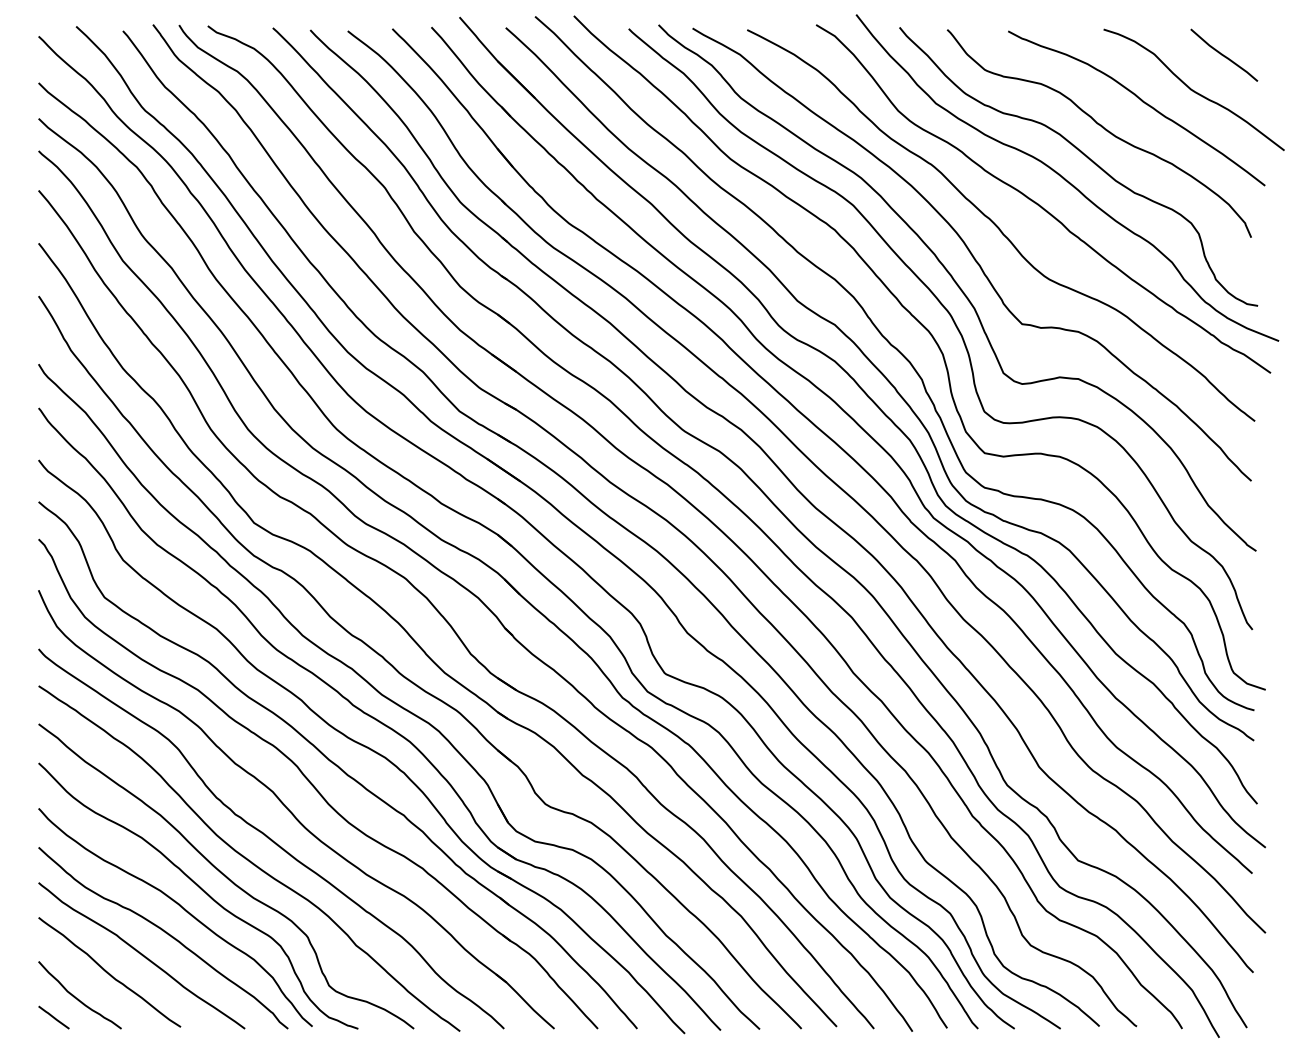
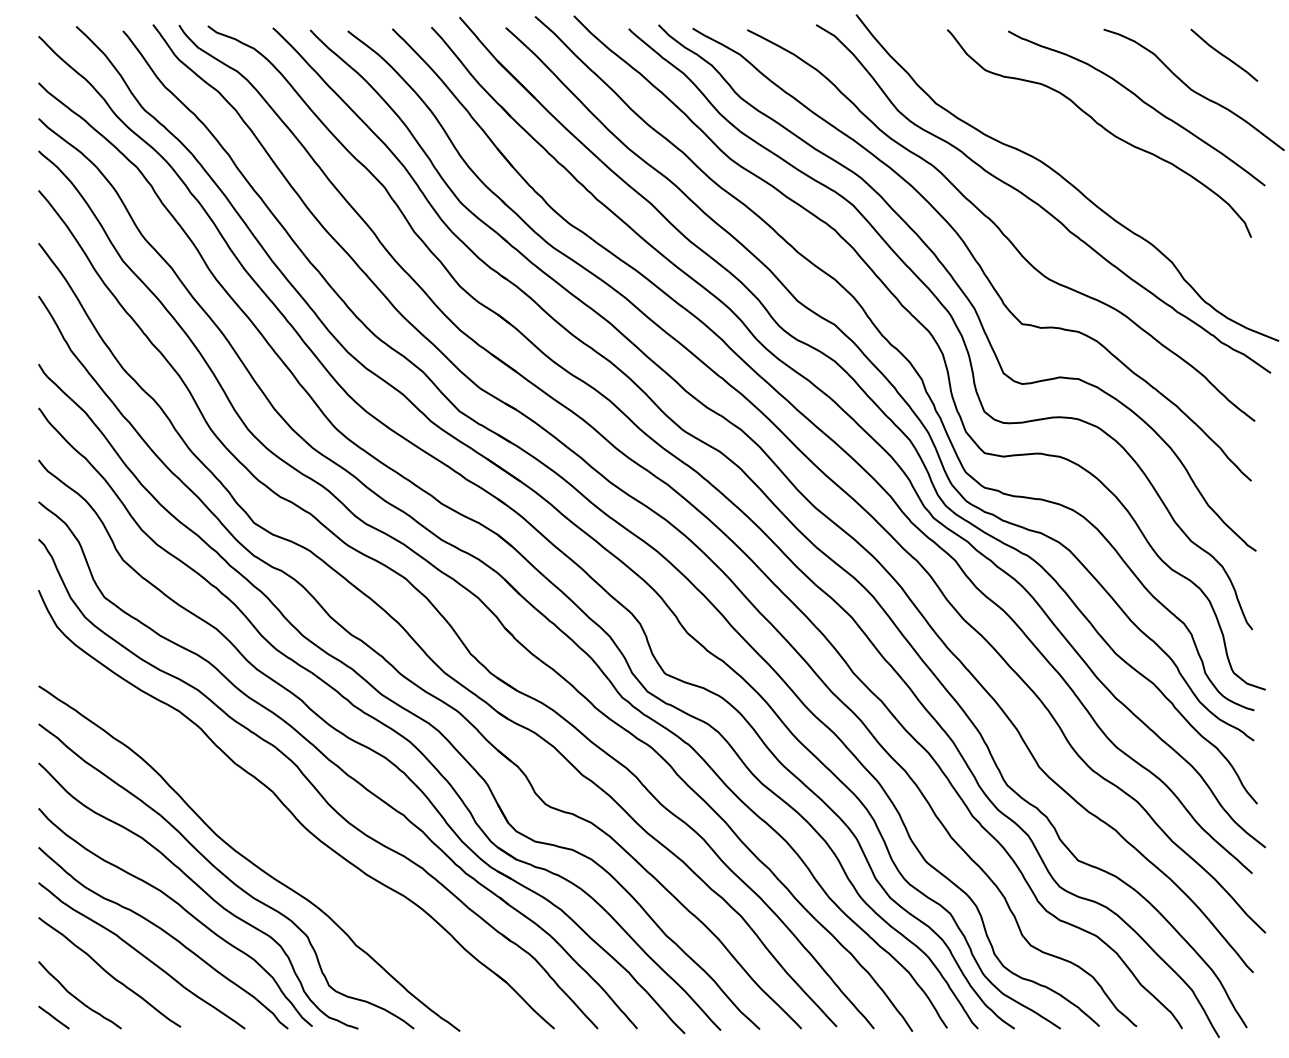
curve: present -> none (1086, 157)
curve: present -> none (271, 838)
